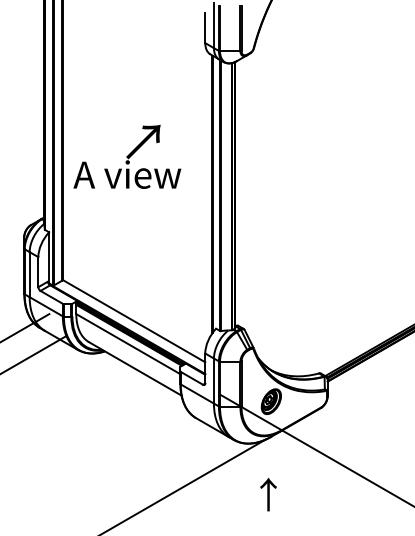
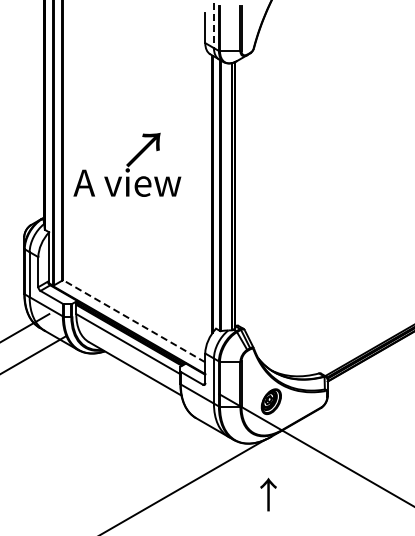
line: solid -> dashed (213, 25)
text position: (127, 156) -> (127, 164) (127, 164)
line: solid -> dashed (133, 320)
